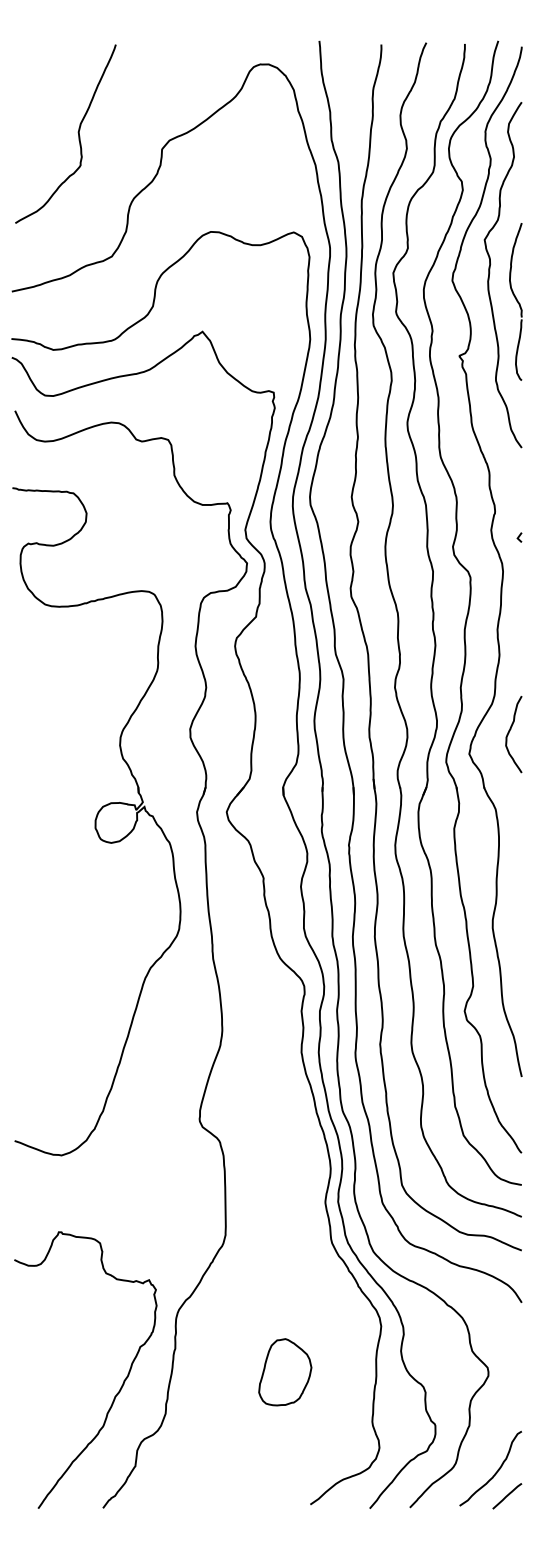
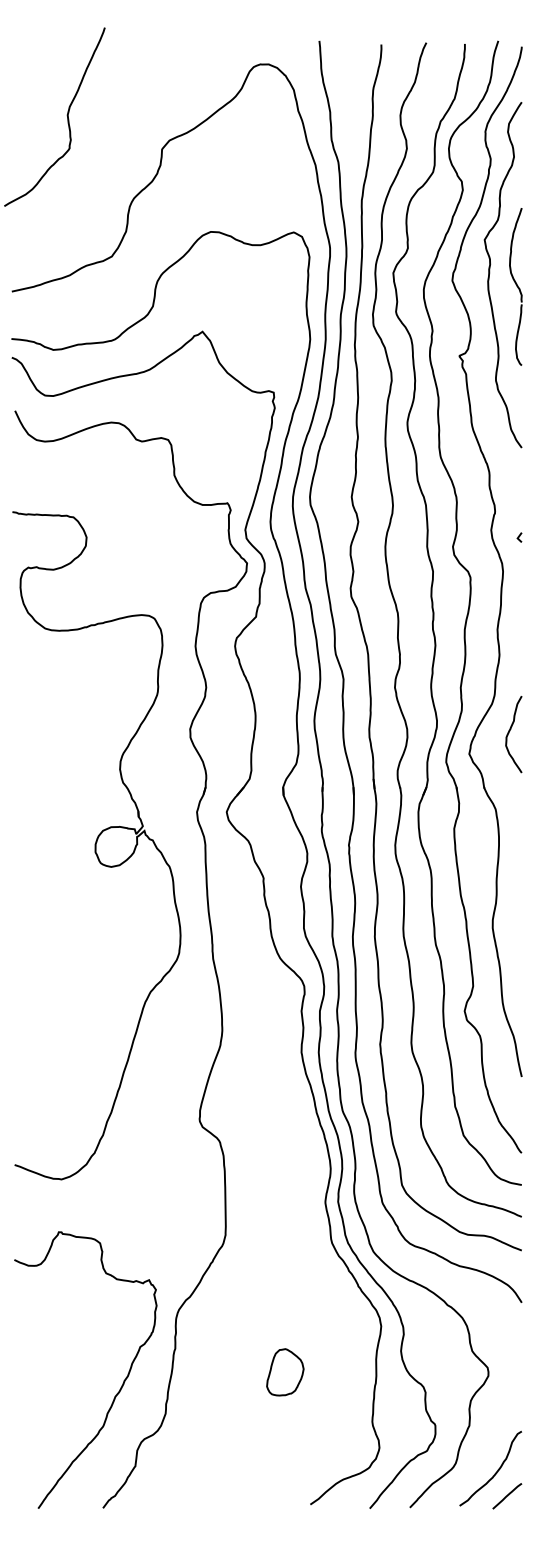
curve position: (77, 132) -> (66, 115) (66, 115)
part position: (515, 301) -> (515, 286) (515, 286)
part position: (96, 821) -> (96, 845) (96, 845)
part size: 55x69 px -> 39x49 px (285, 1372)
